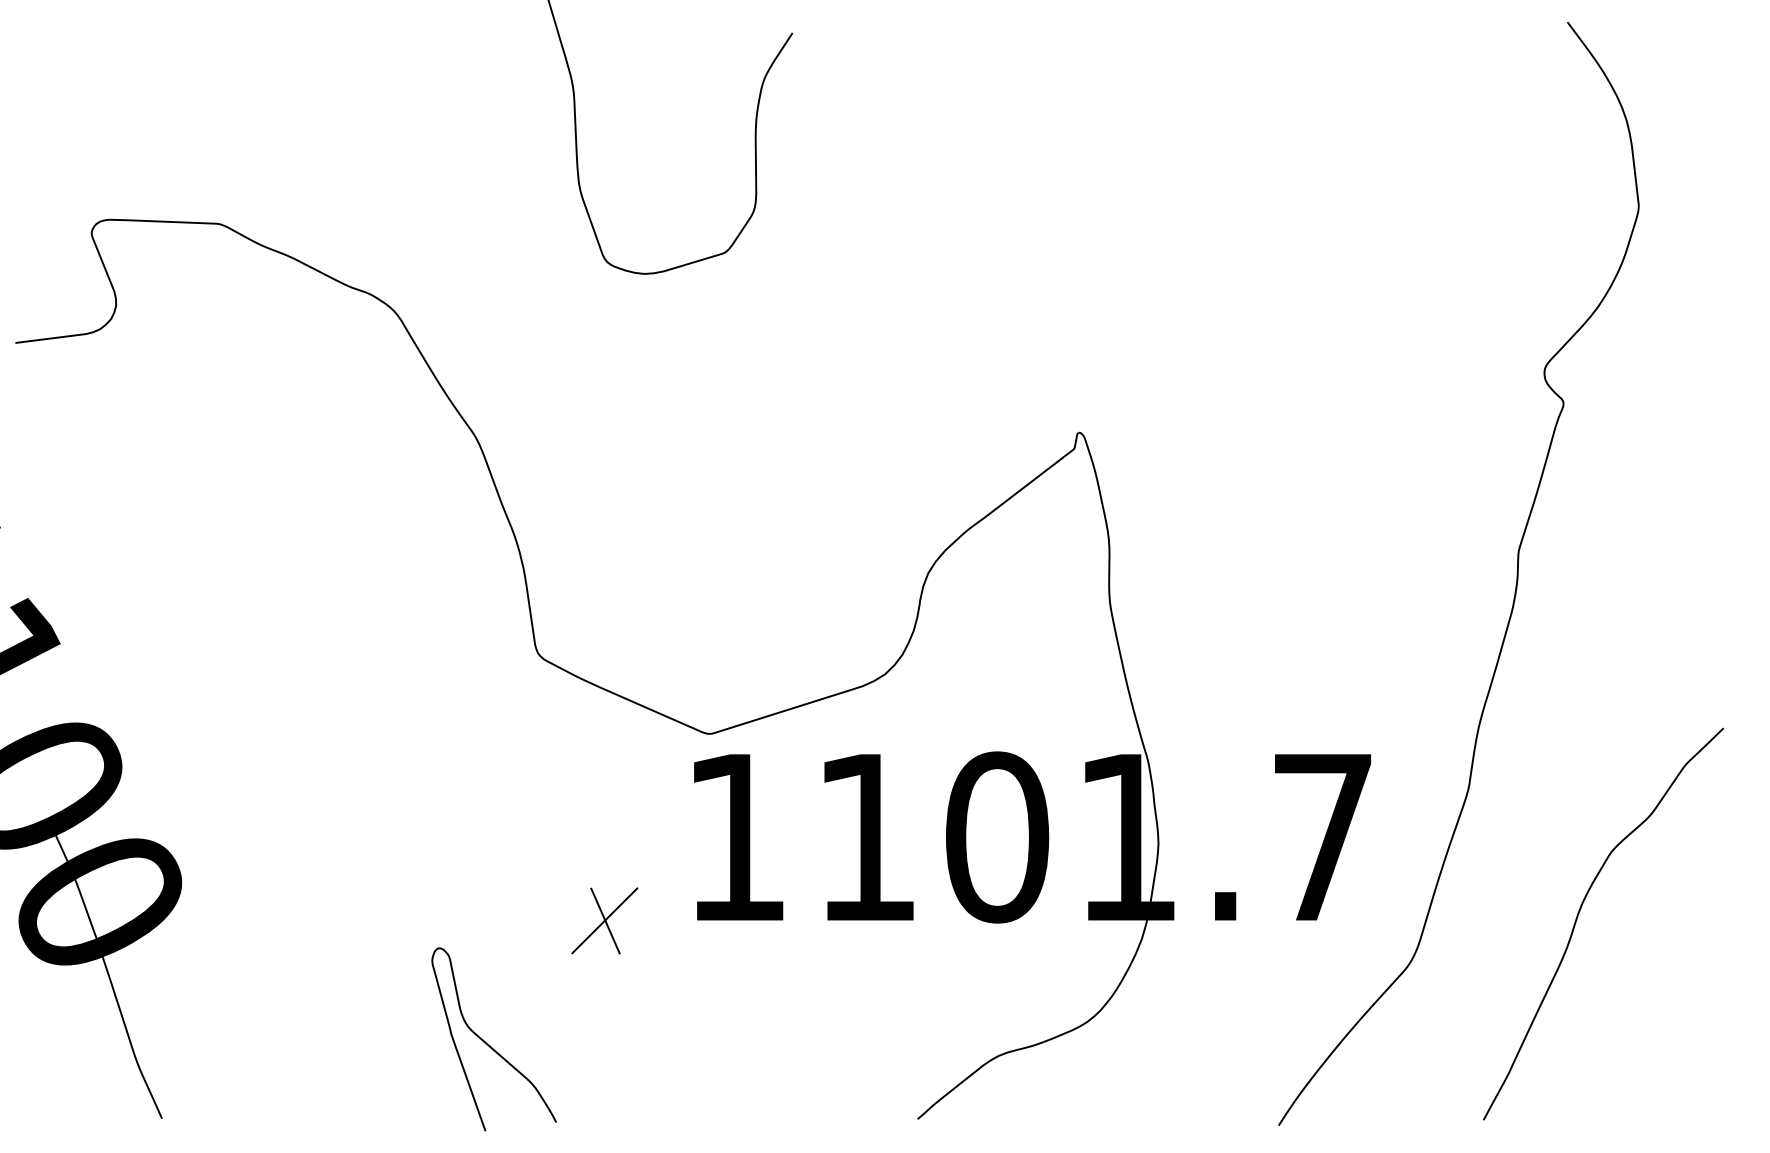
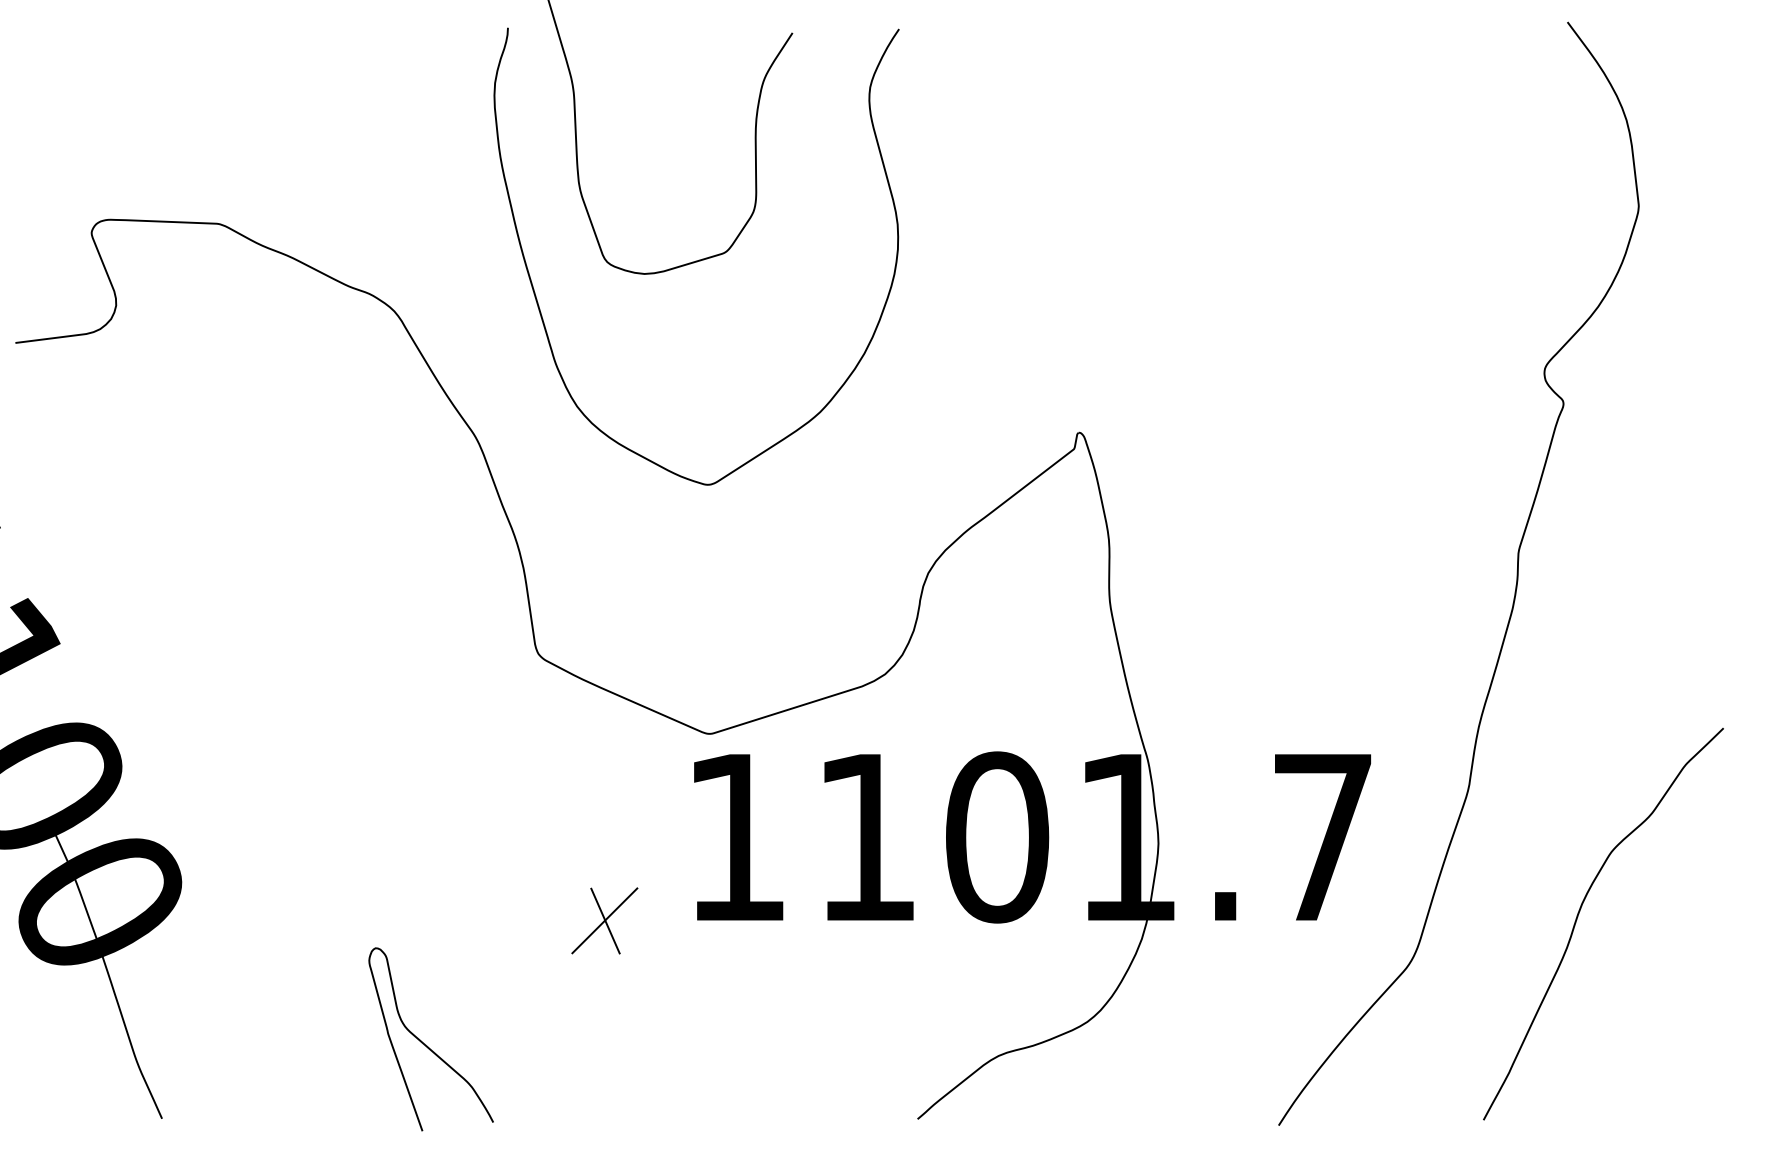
curve: none -> present (539, 305)
curve position: (489, 1044) -> (426, 1044) (426, 1044)
